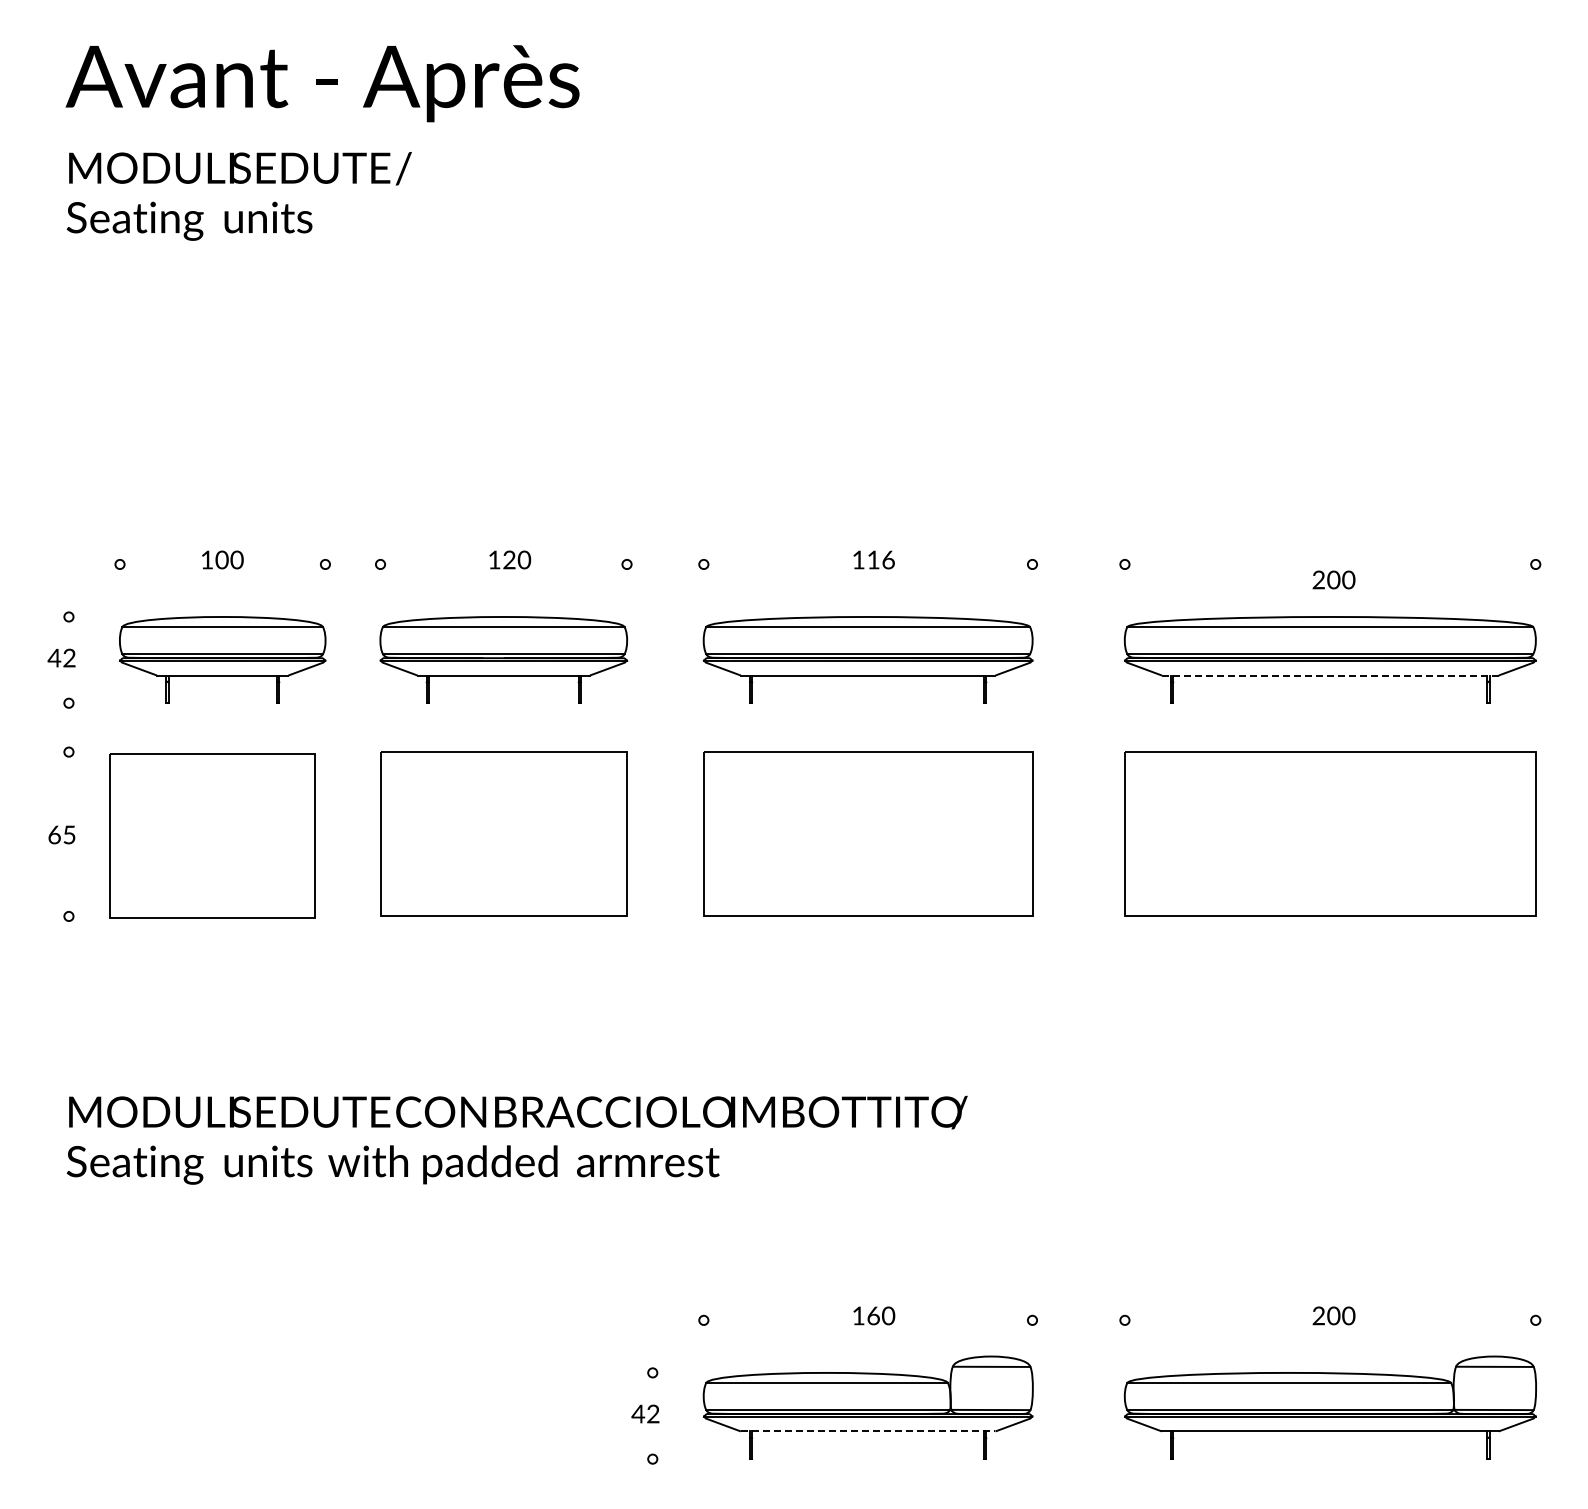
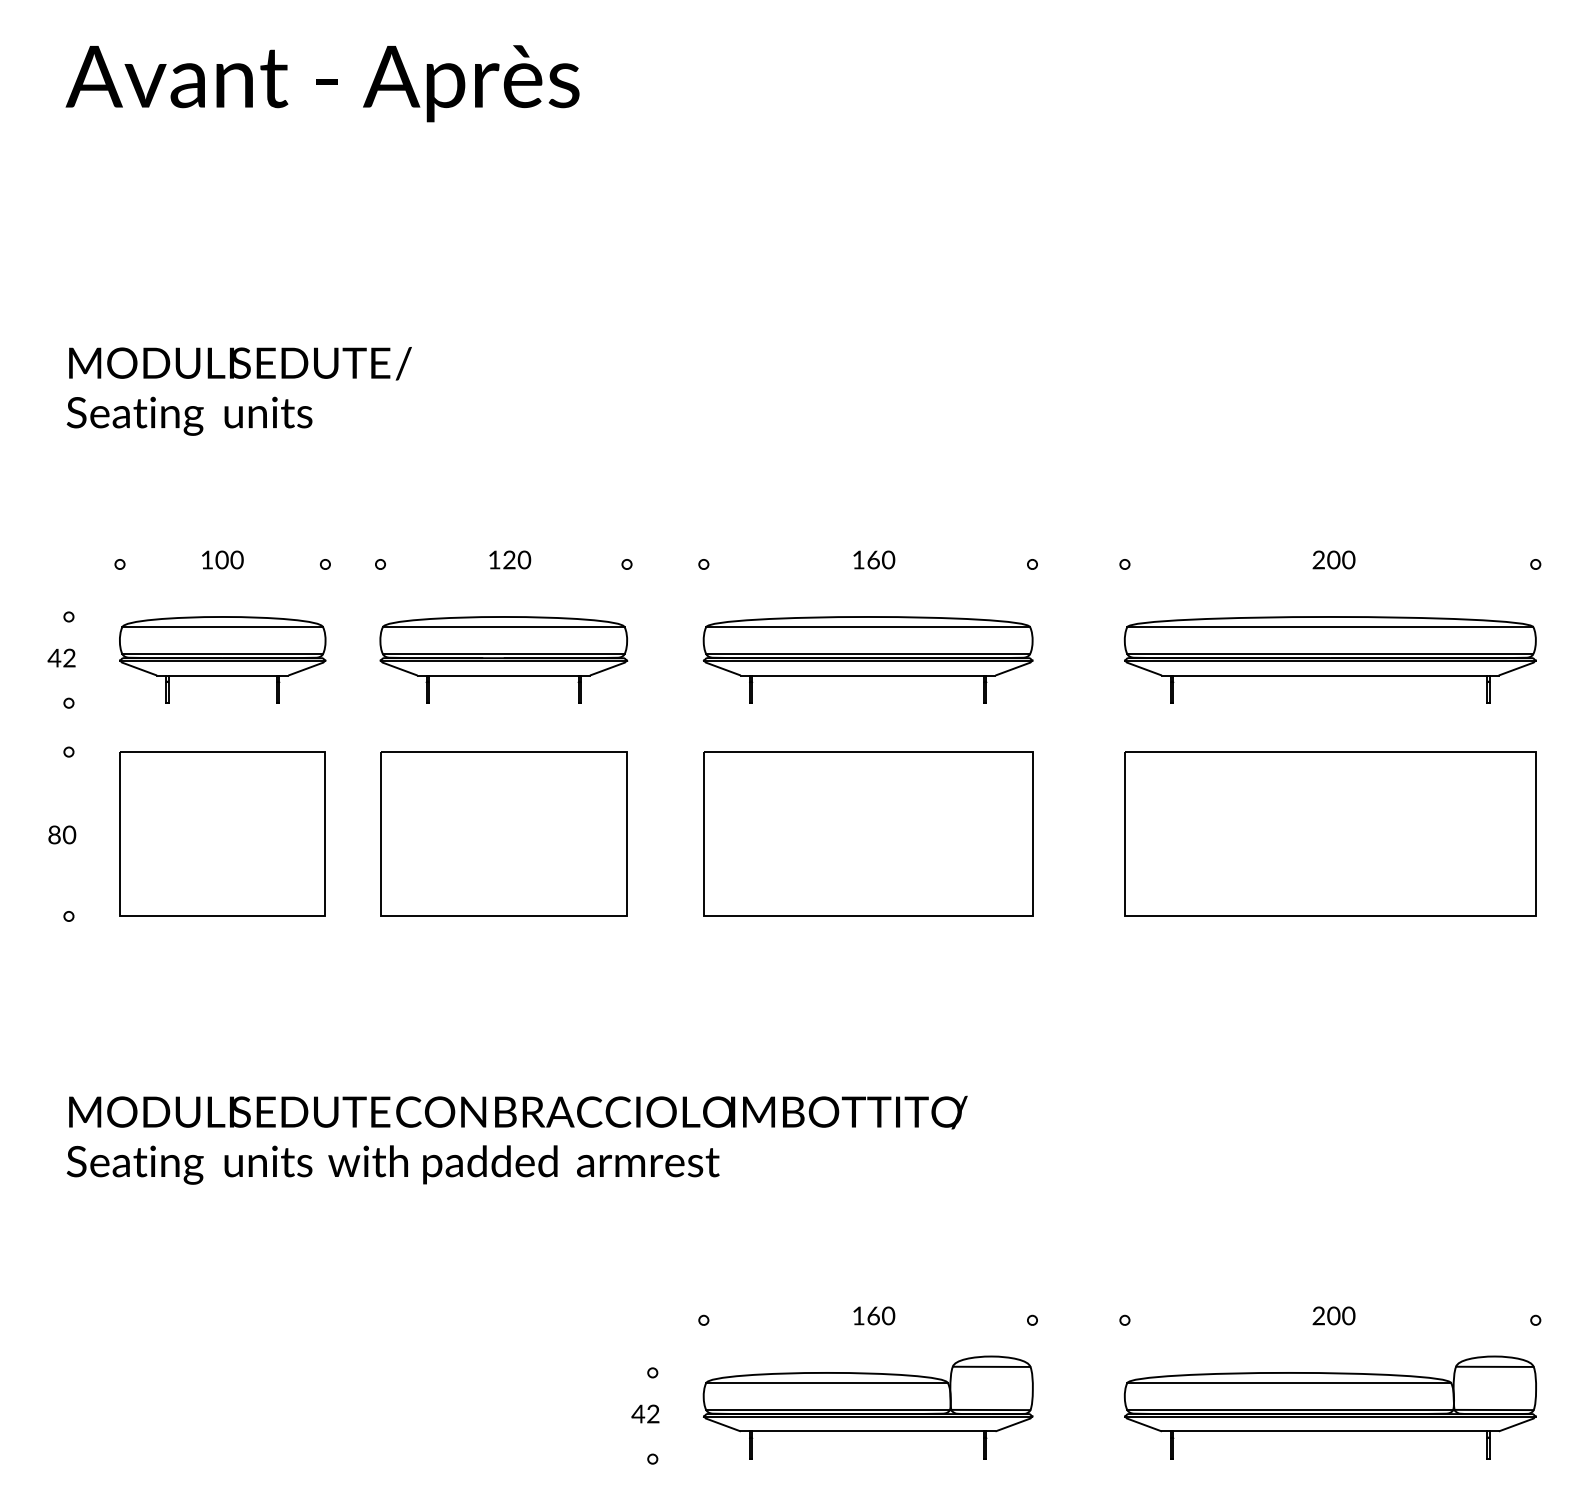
text position: (238, 196) -> (238, 391) (238, 391)
text: 116 -> 160 (881, 559)
text position: (1333, 579) -> (1333, 559) (1333, 559)
line: dashed -> solid (1330, 675)
text: 65 -> 80 (62, 834)
part position: (212, 835) -> (222, 833) (222, 833)
line: dashed -> solid (868, 1431)
